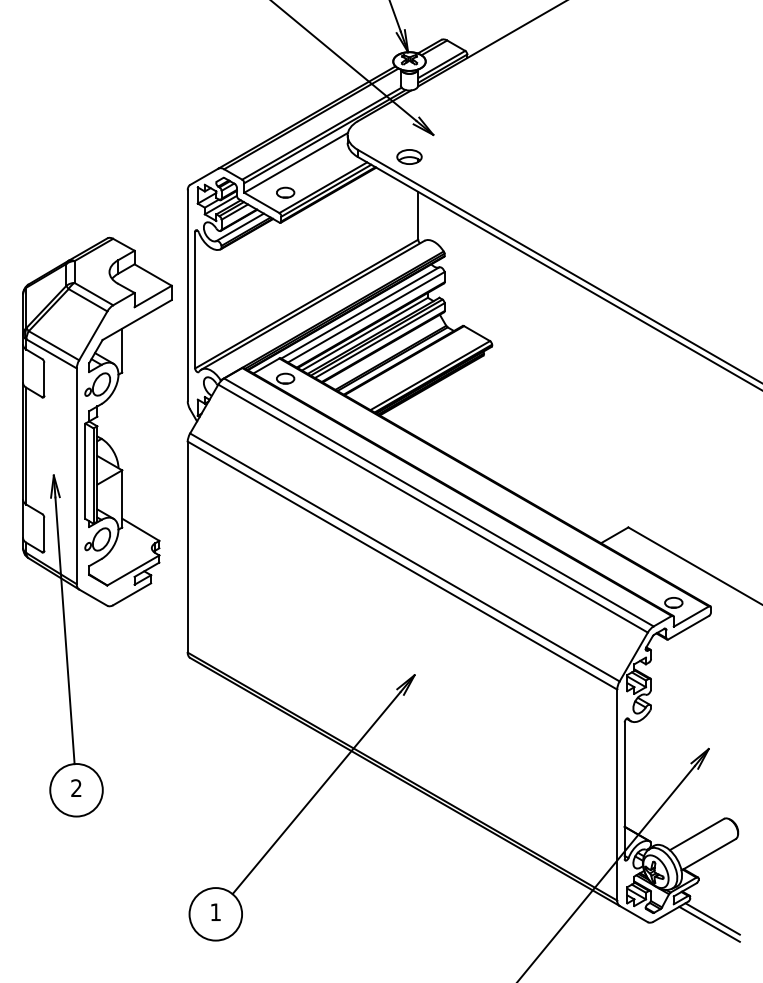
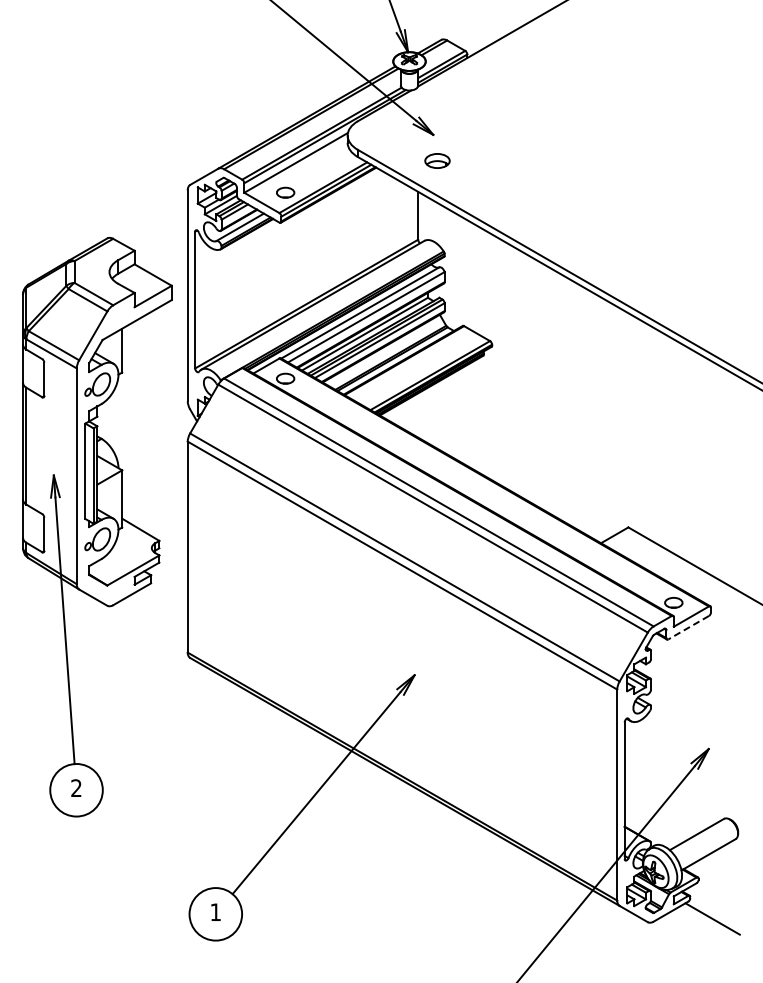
part position: (409, 156) -> (437, 160) (437, 160)
line: solid -> dashed (688, 627)
line: present -> none (709, 923)
